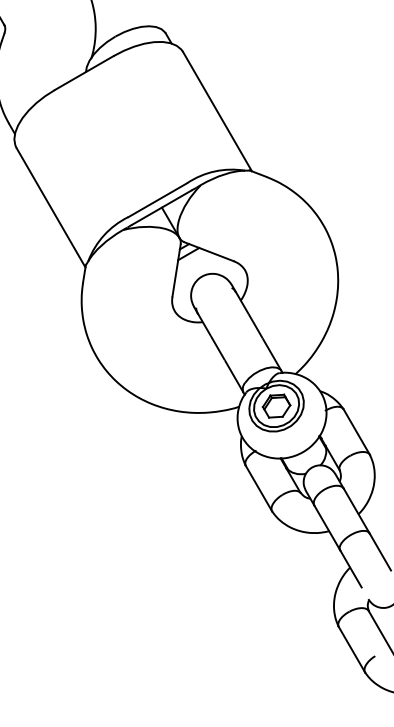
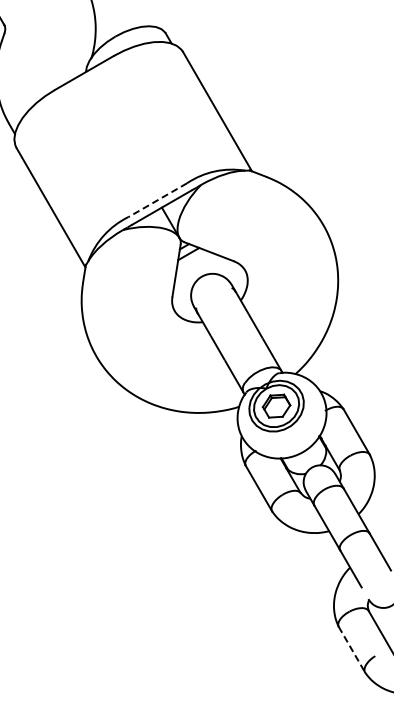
line: solid -> dashed (157, 200)
line: solid -> dashed (351, 649)
